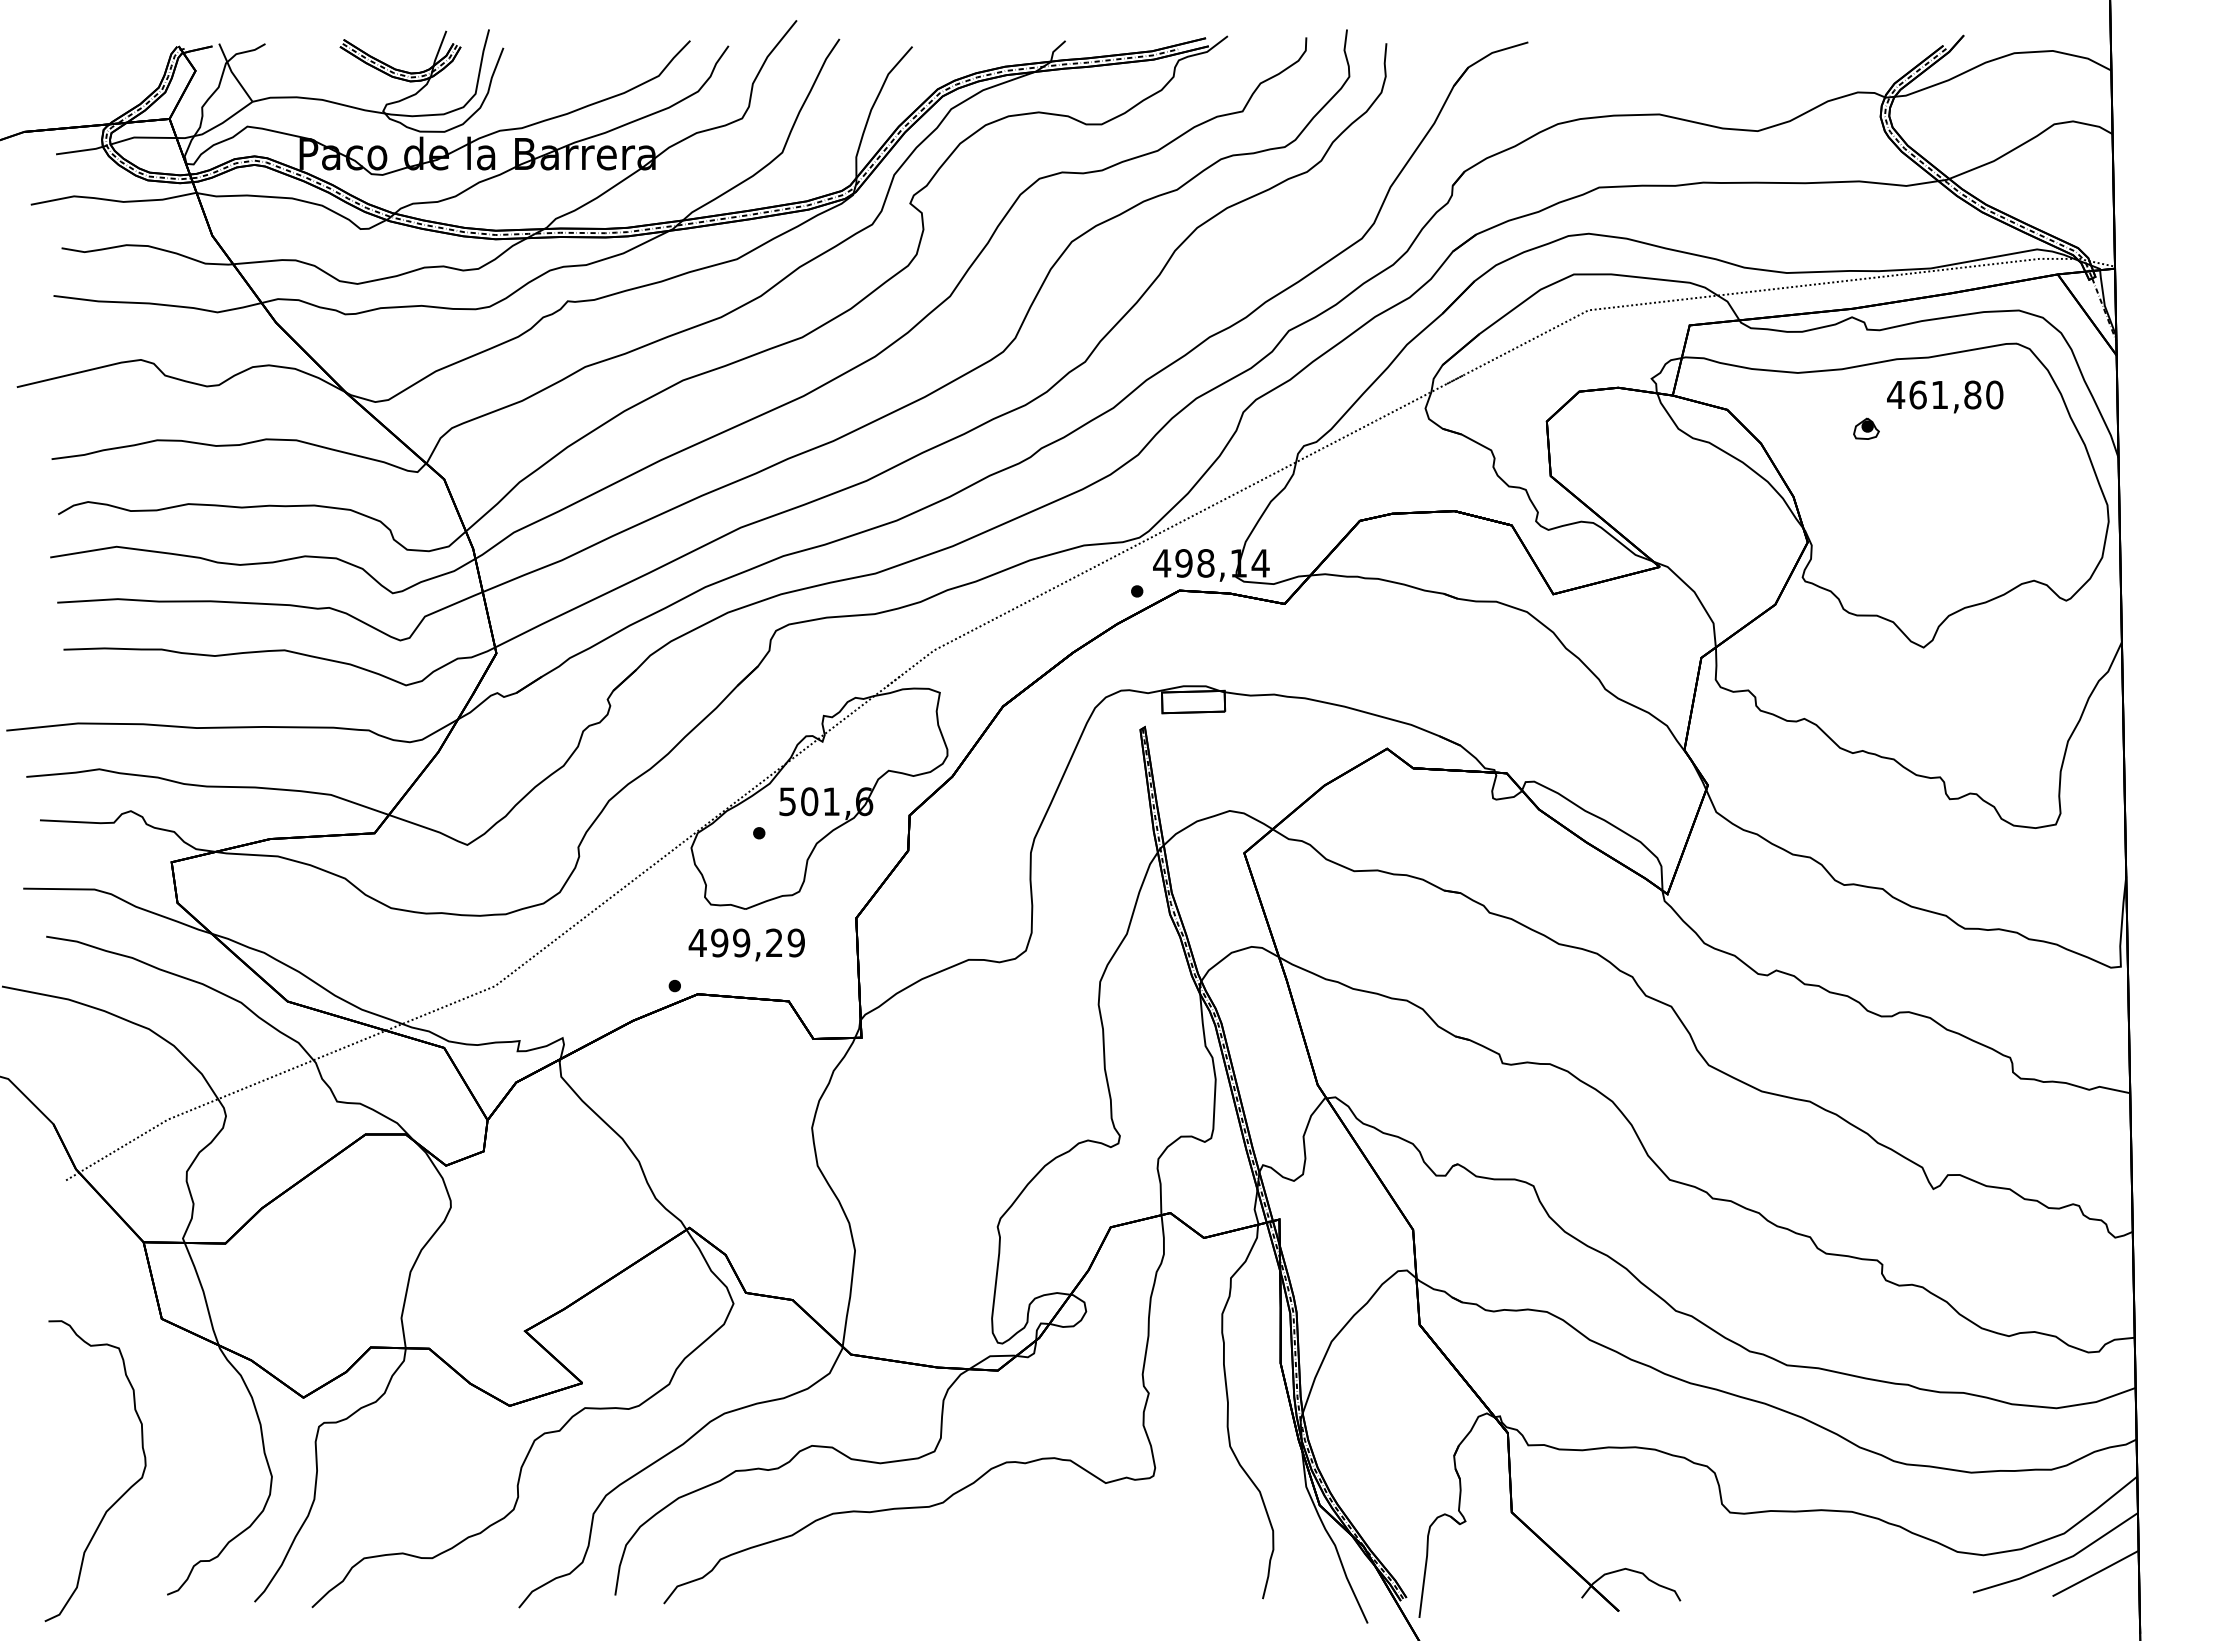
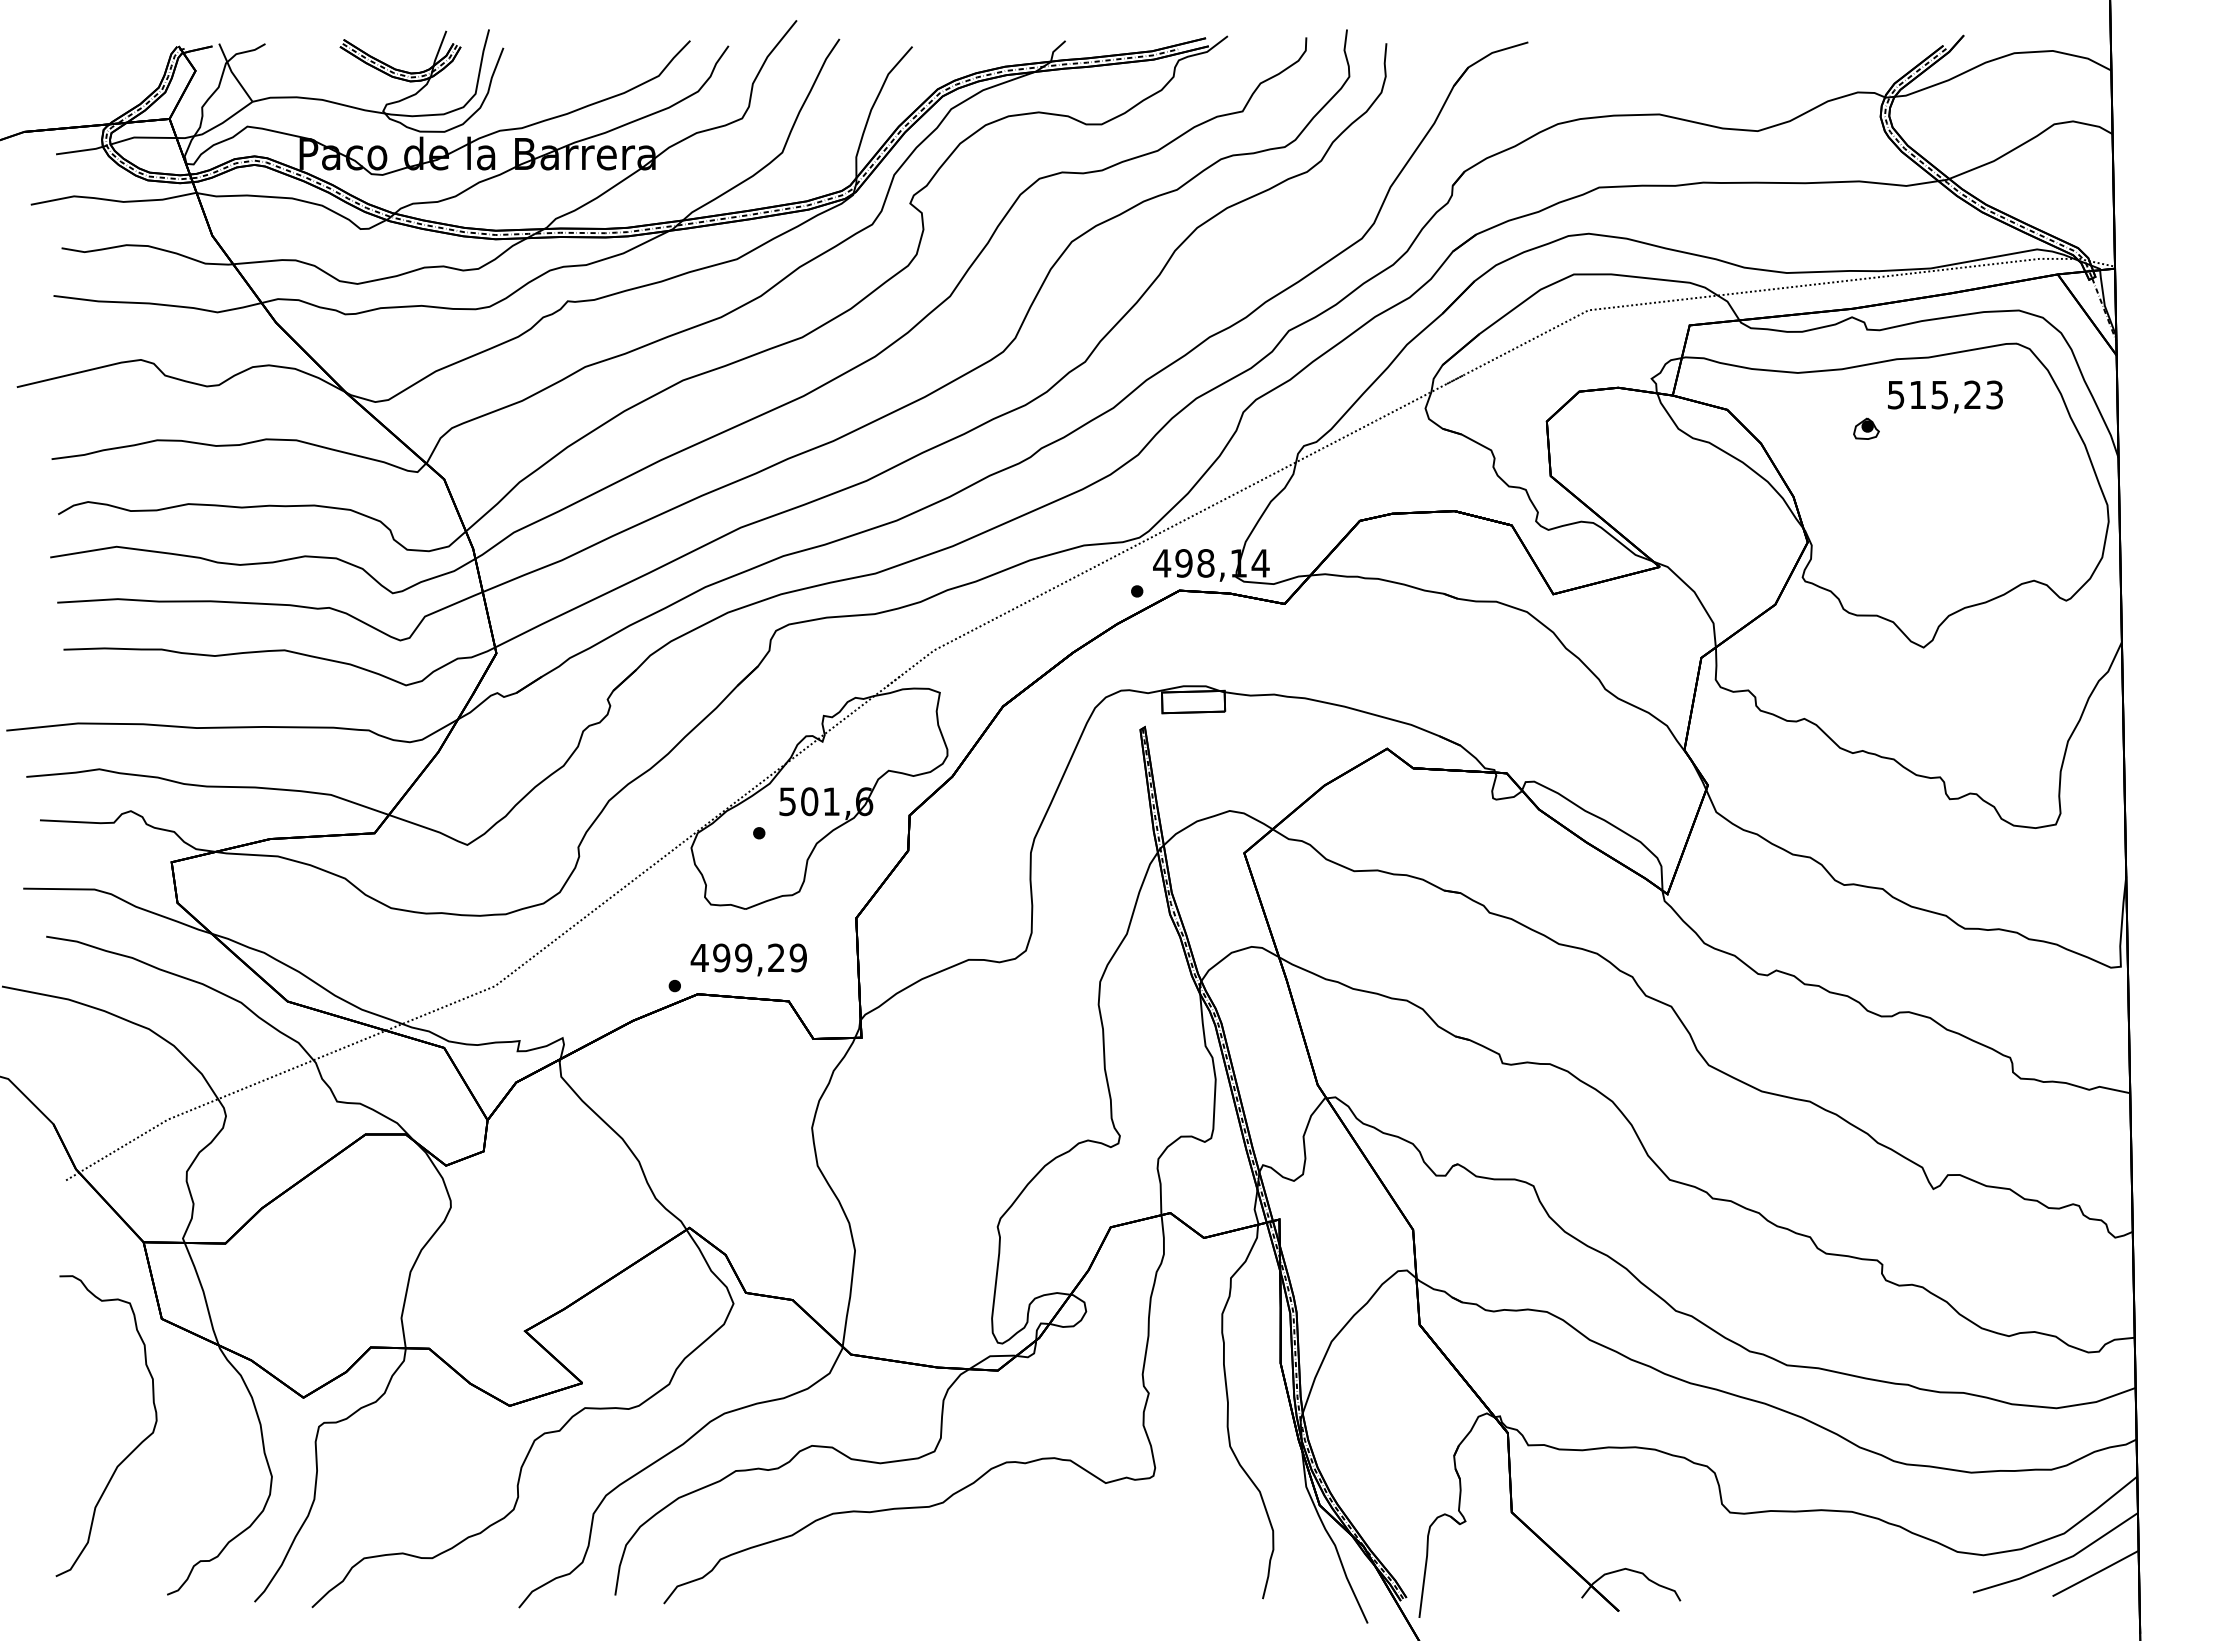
text: 461,80 -> 515,23 (1945, 394)
text position: (746, 944) -> (748, 959) (748, 959)
curve position: (120, 1496) -> (131, 1451) (131, 1451)
